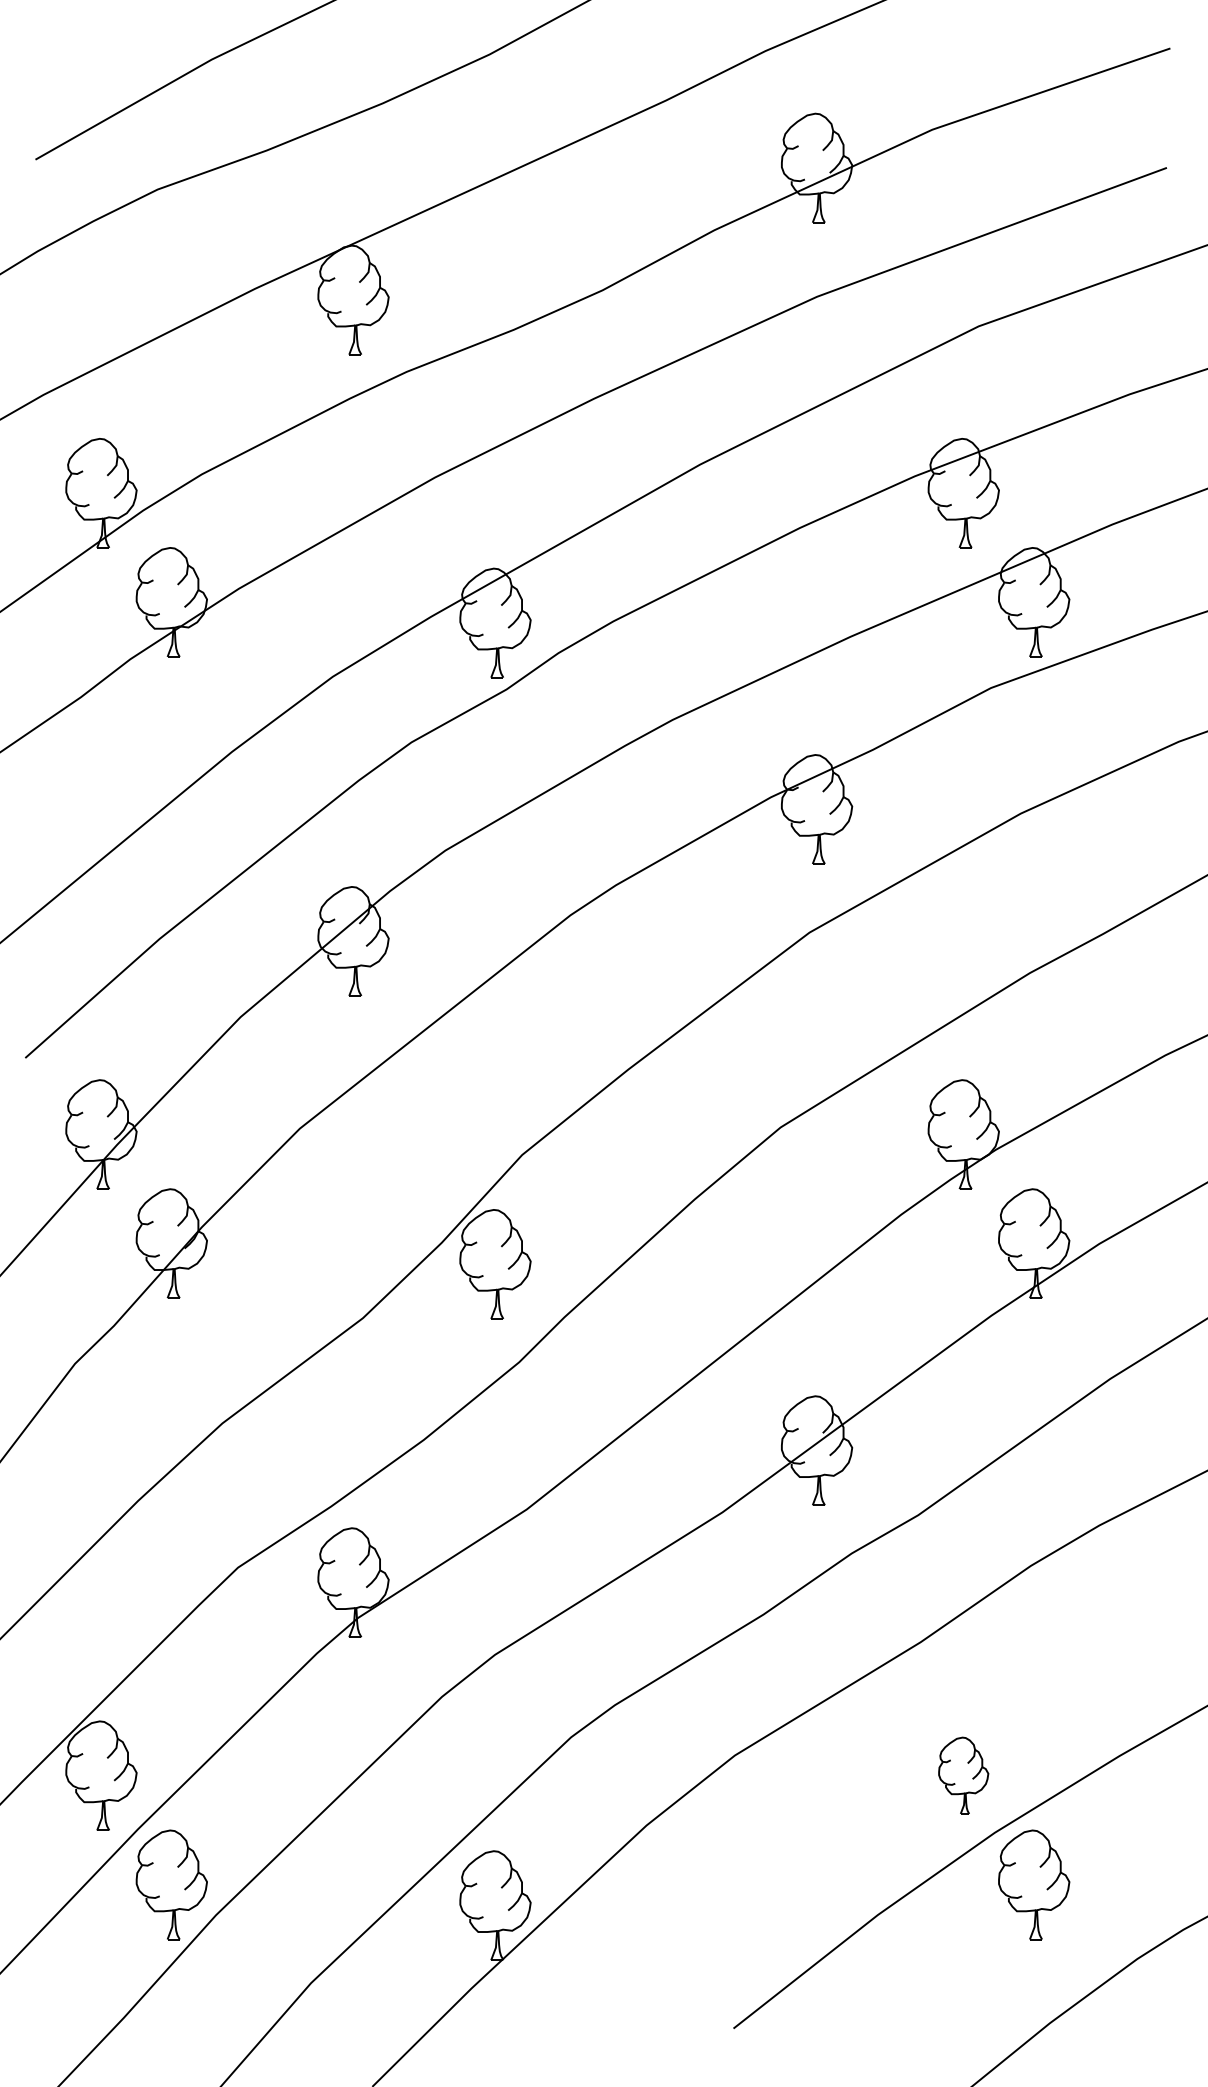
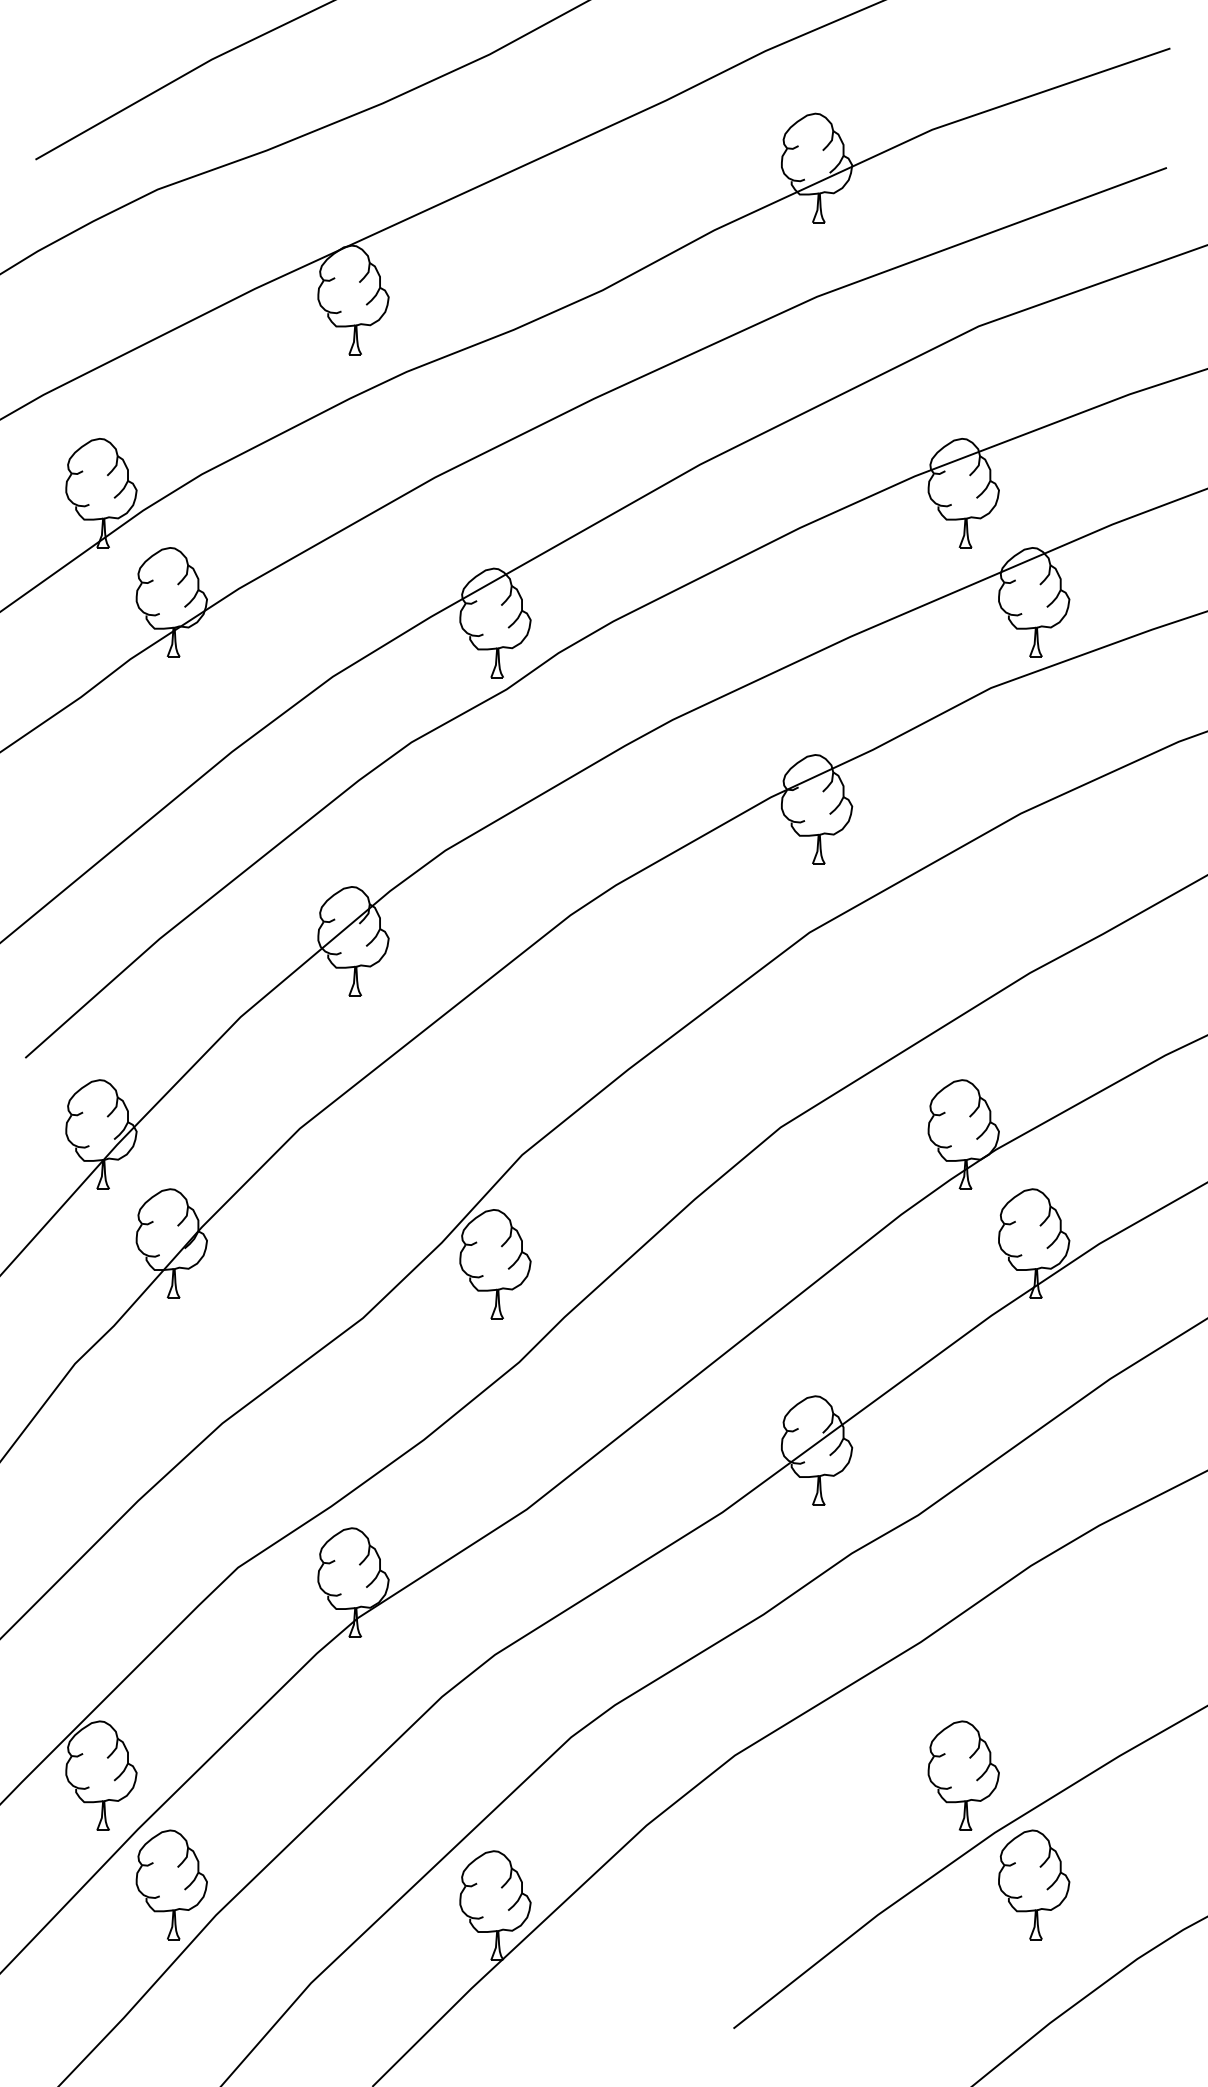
part size: 52x79 px -> 73x111 px (963, 1775)
